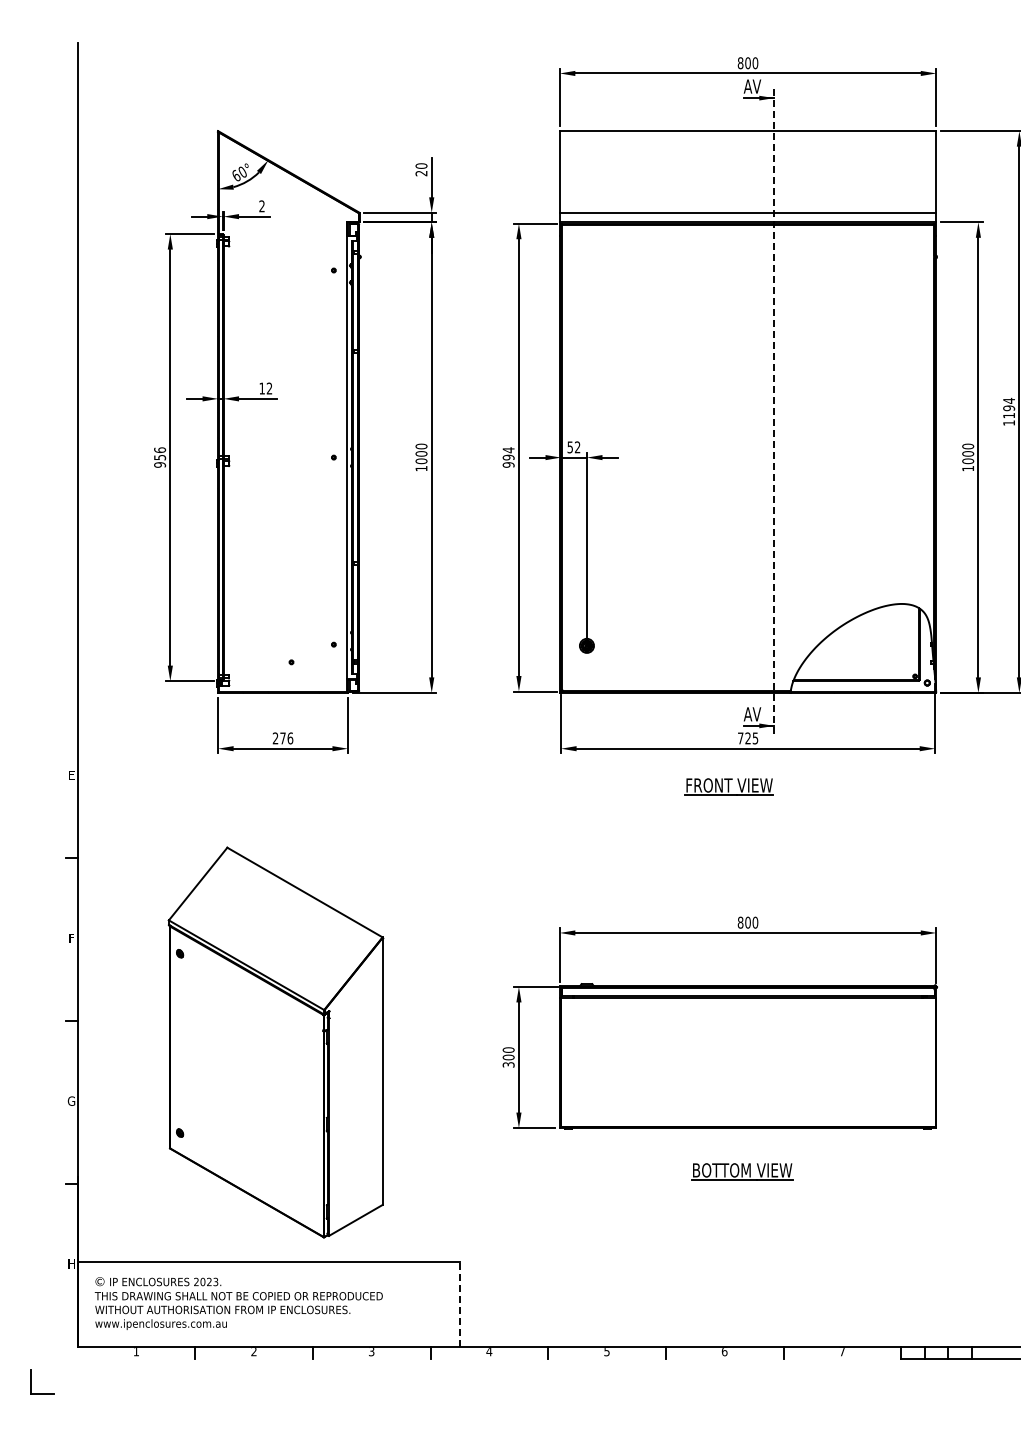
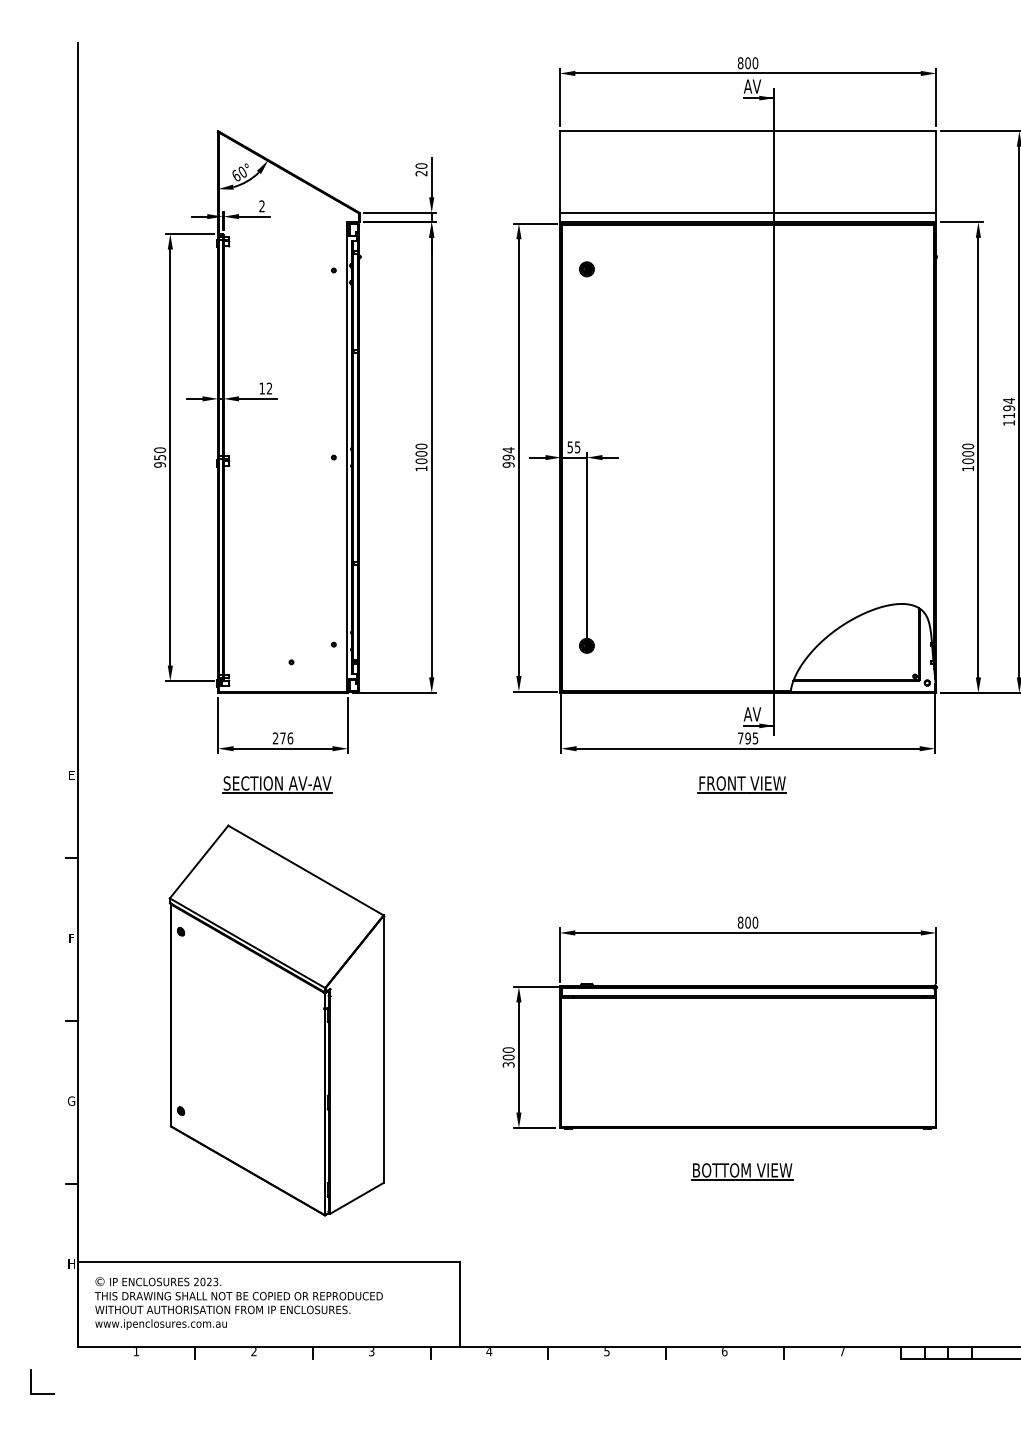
part: none -> present (586, 269)
line: dashed -> solid (774, 412)
text: 52 -> 55 (577, 447)
text: 956 -> 950 (159, 449)
text: 725 -> 795 (747, 738)
part: none -> present (277, 784)
part position: (728, 786) -> (741, 784) (741, 784)
part position: (275, 1042) -> (276, 1020) (276, 1020)
line: dashed -> solid (460, 1303)
